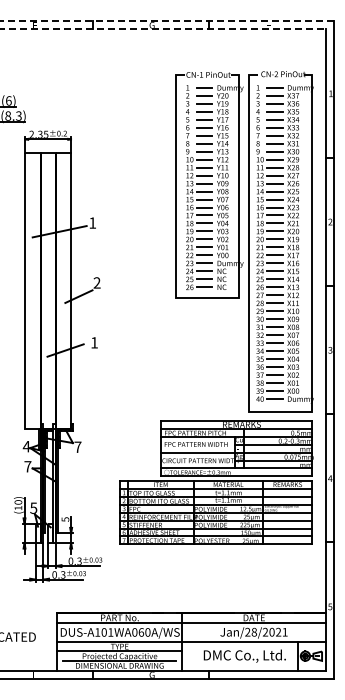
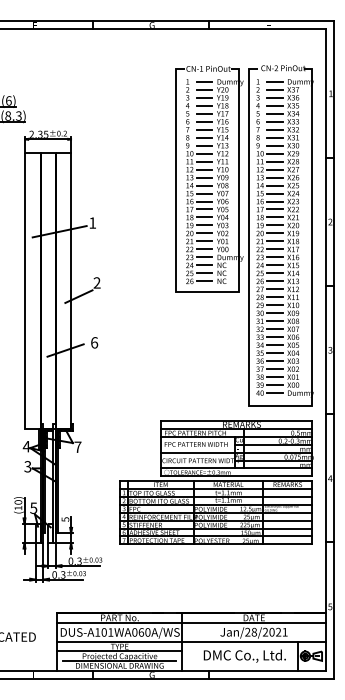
line: dashed -> solid (167, 20)
line: dashed -> solid (163, 29)
part position: (244, 241) -> (244, 235) (244, 235)
text: 1 -> 6 (94, 342)
text: 7 -> 3 (27, 466)
